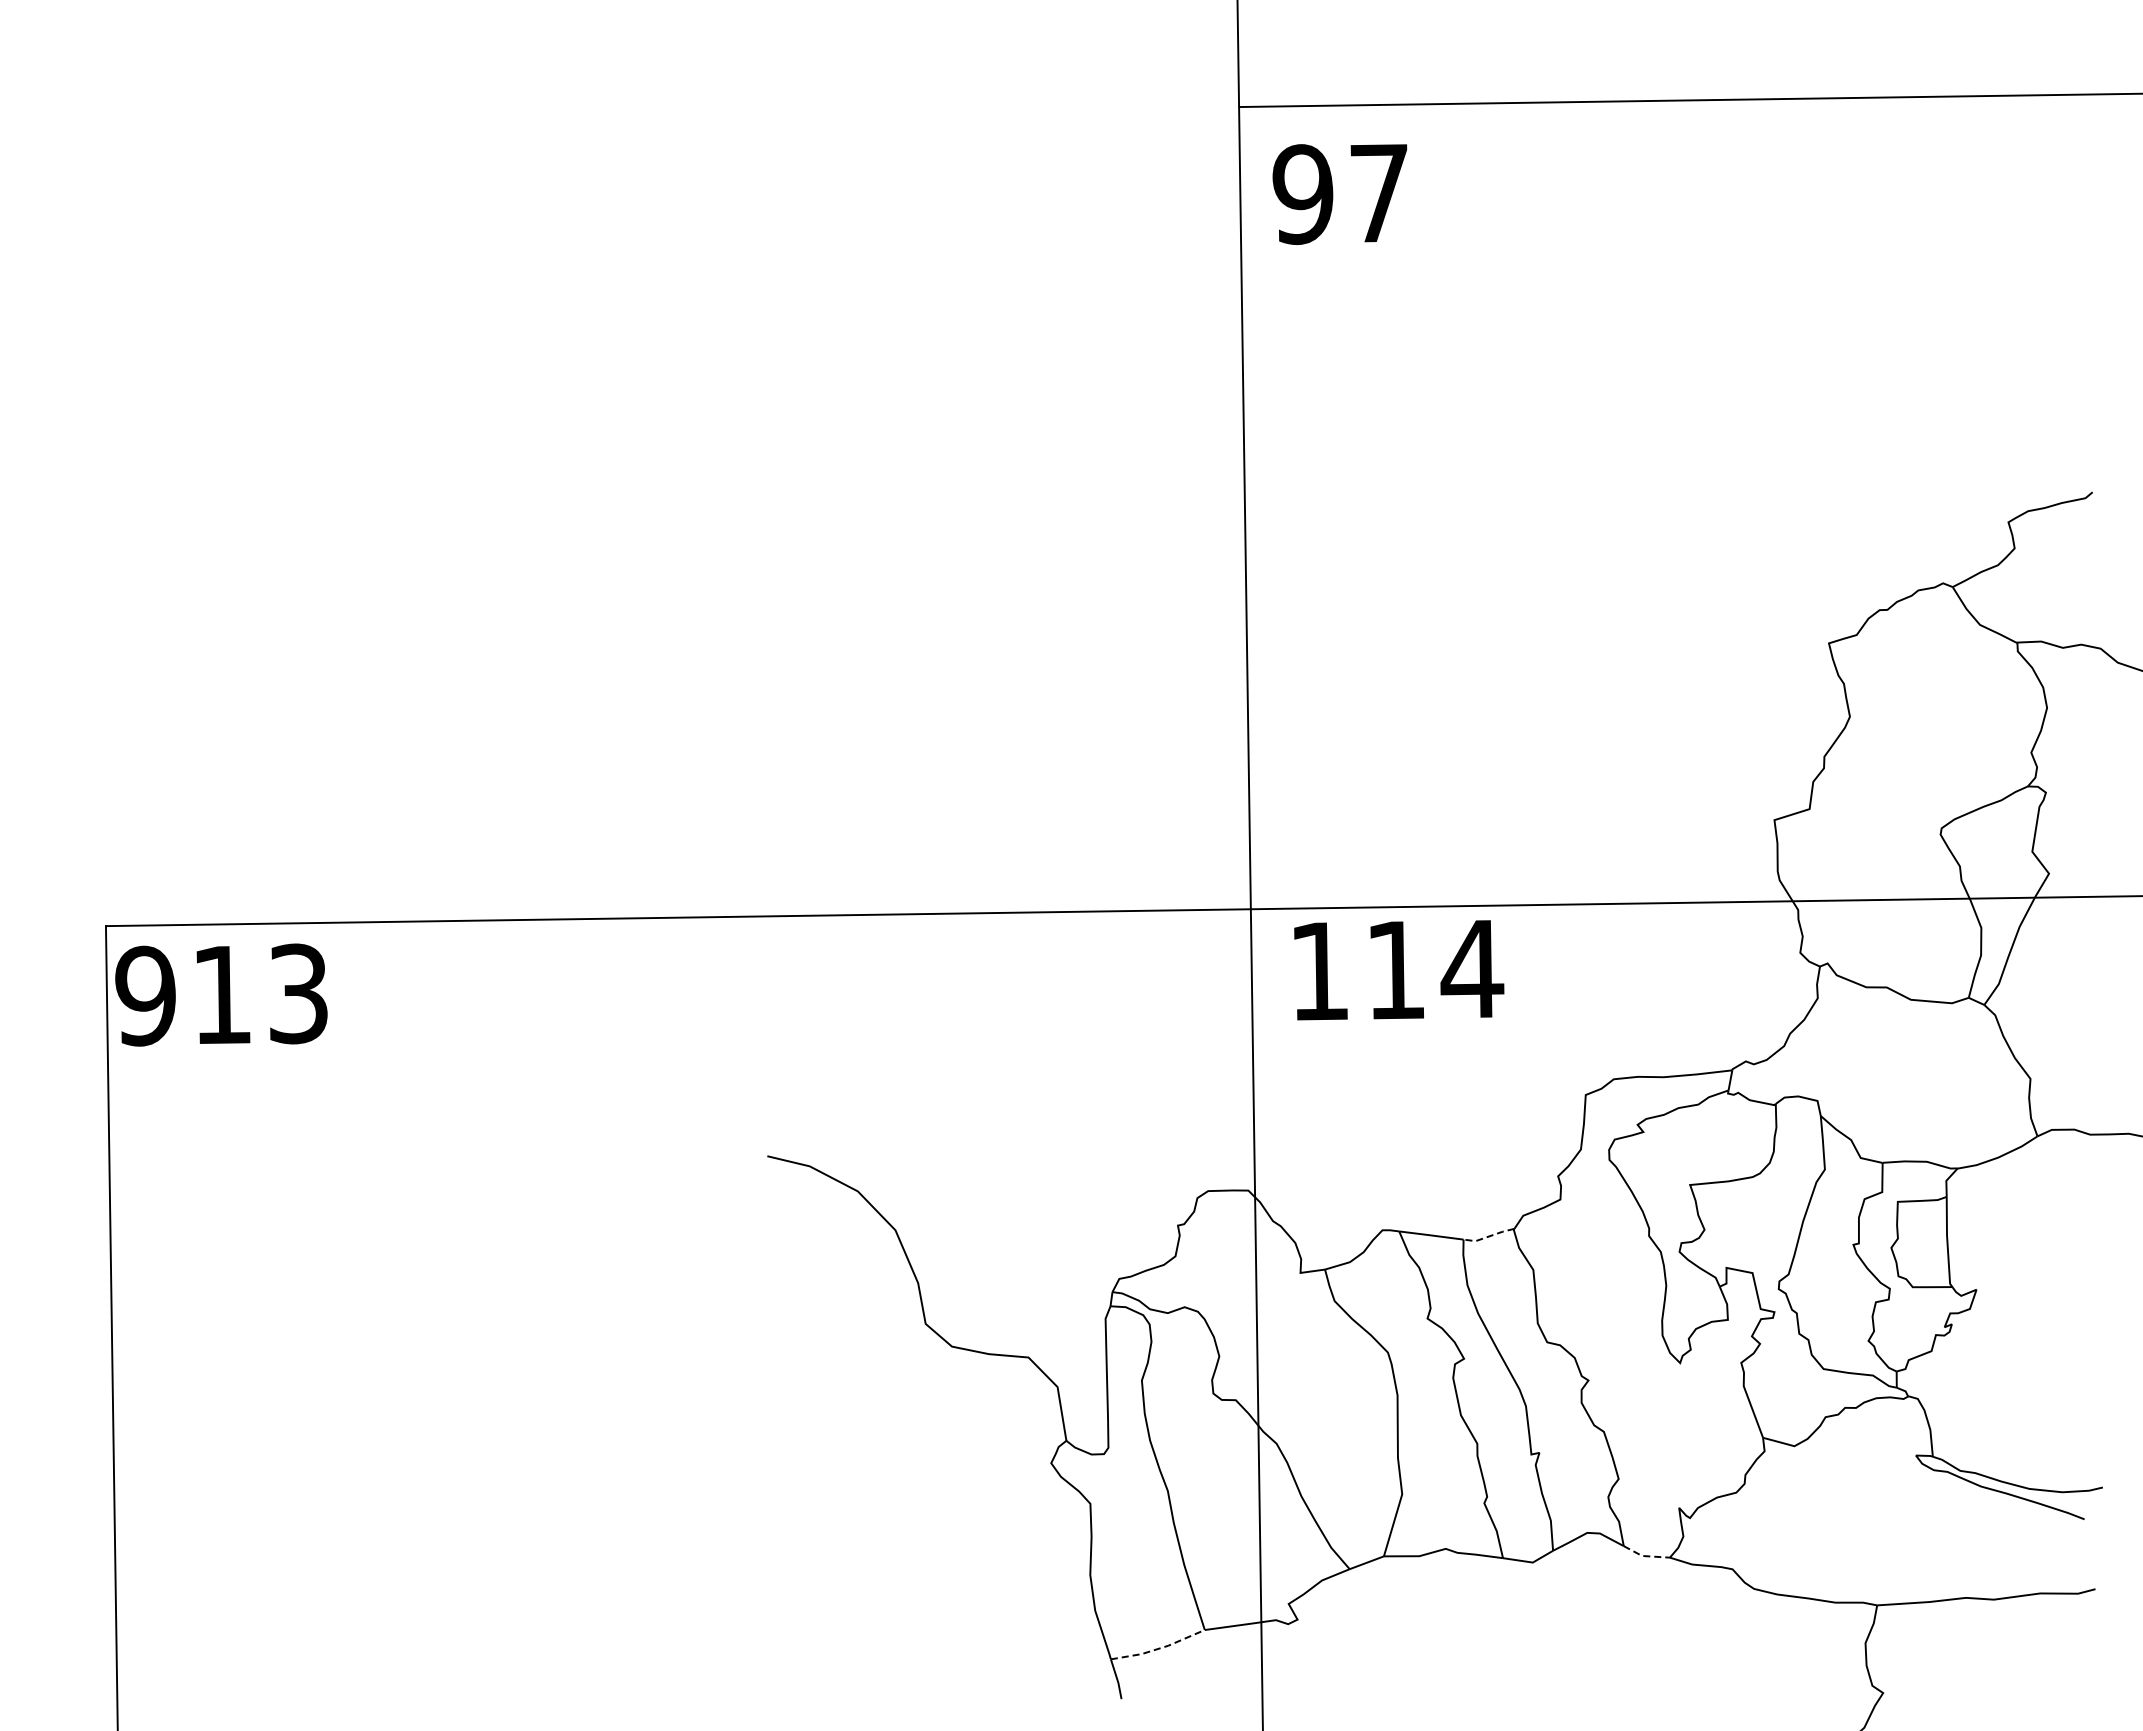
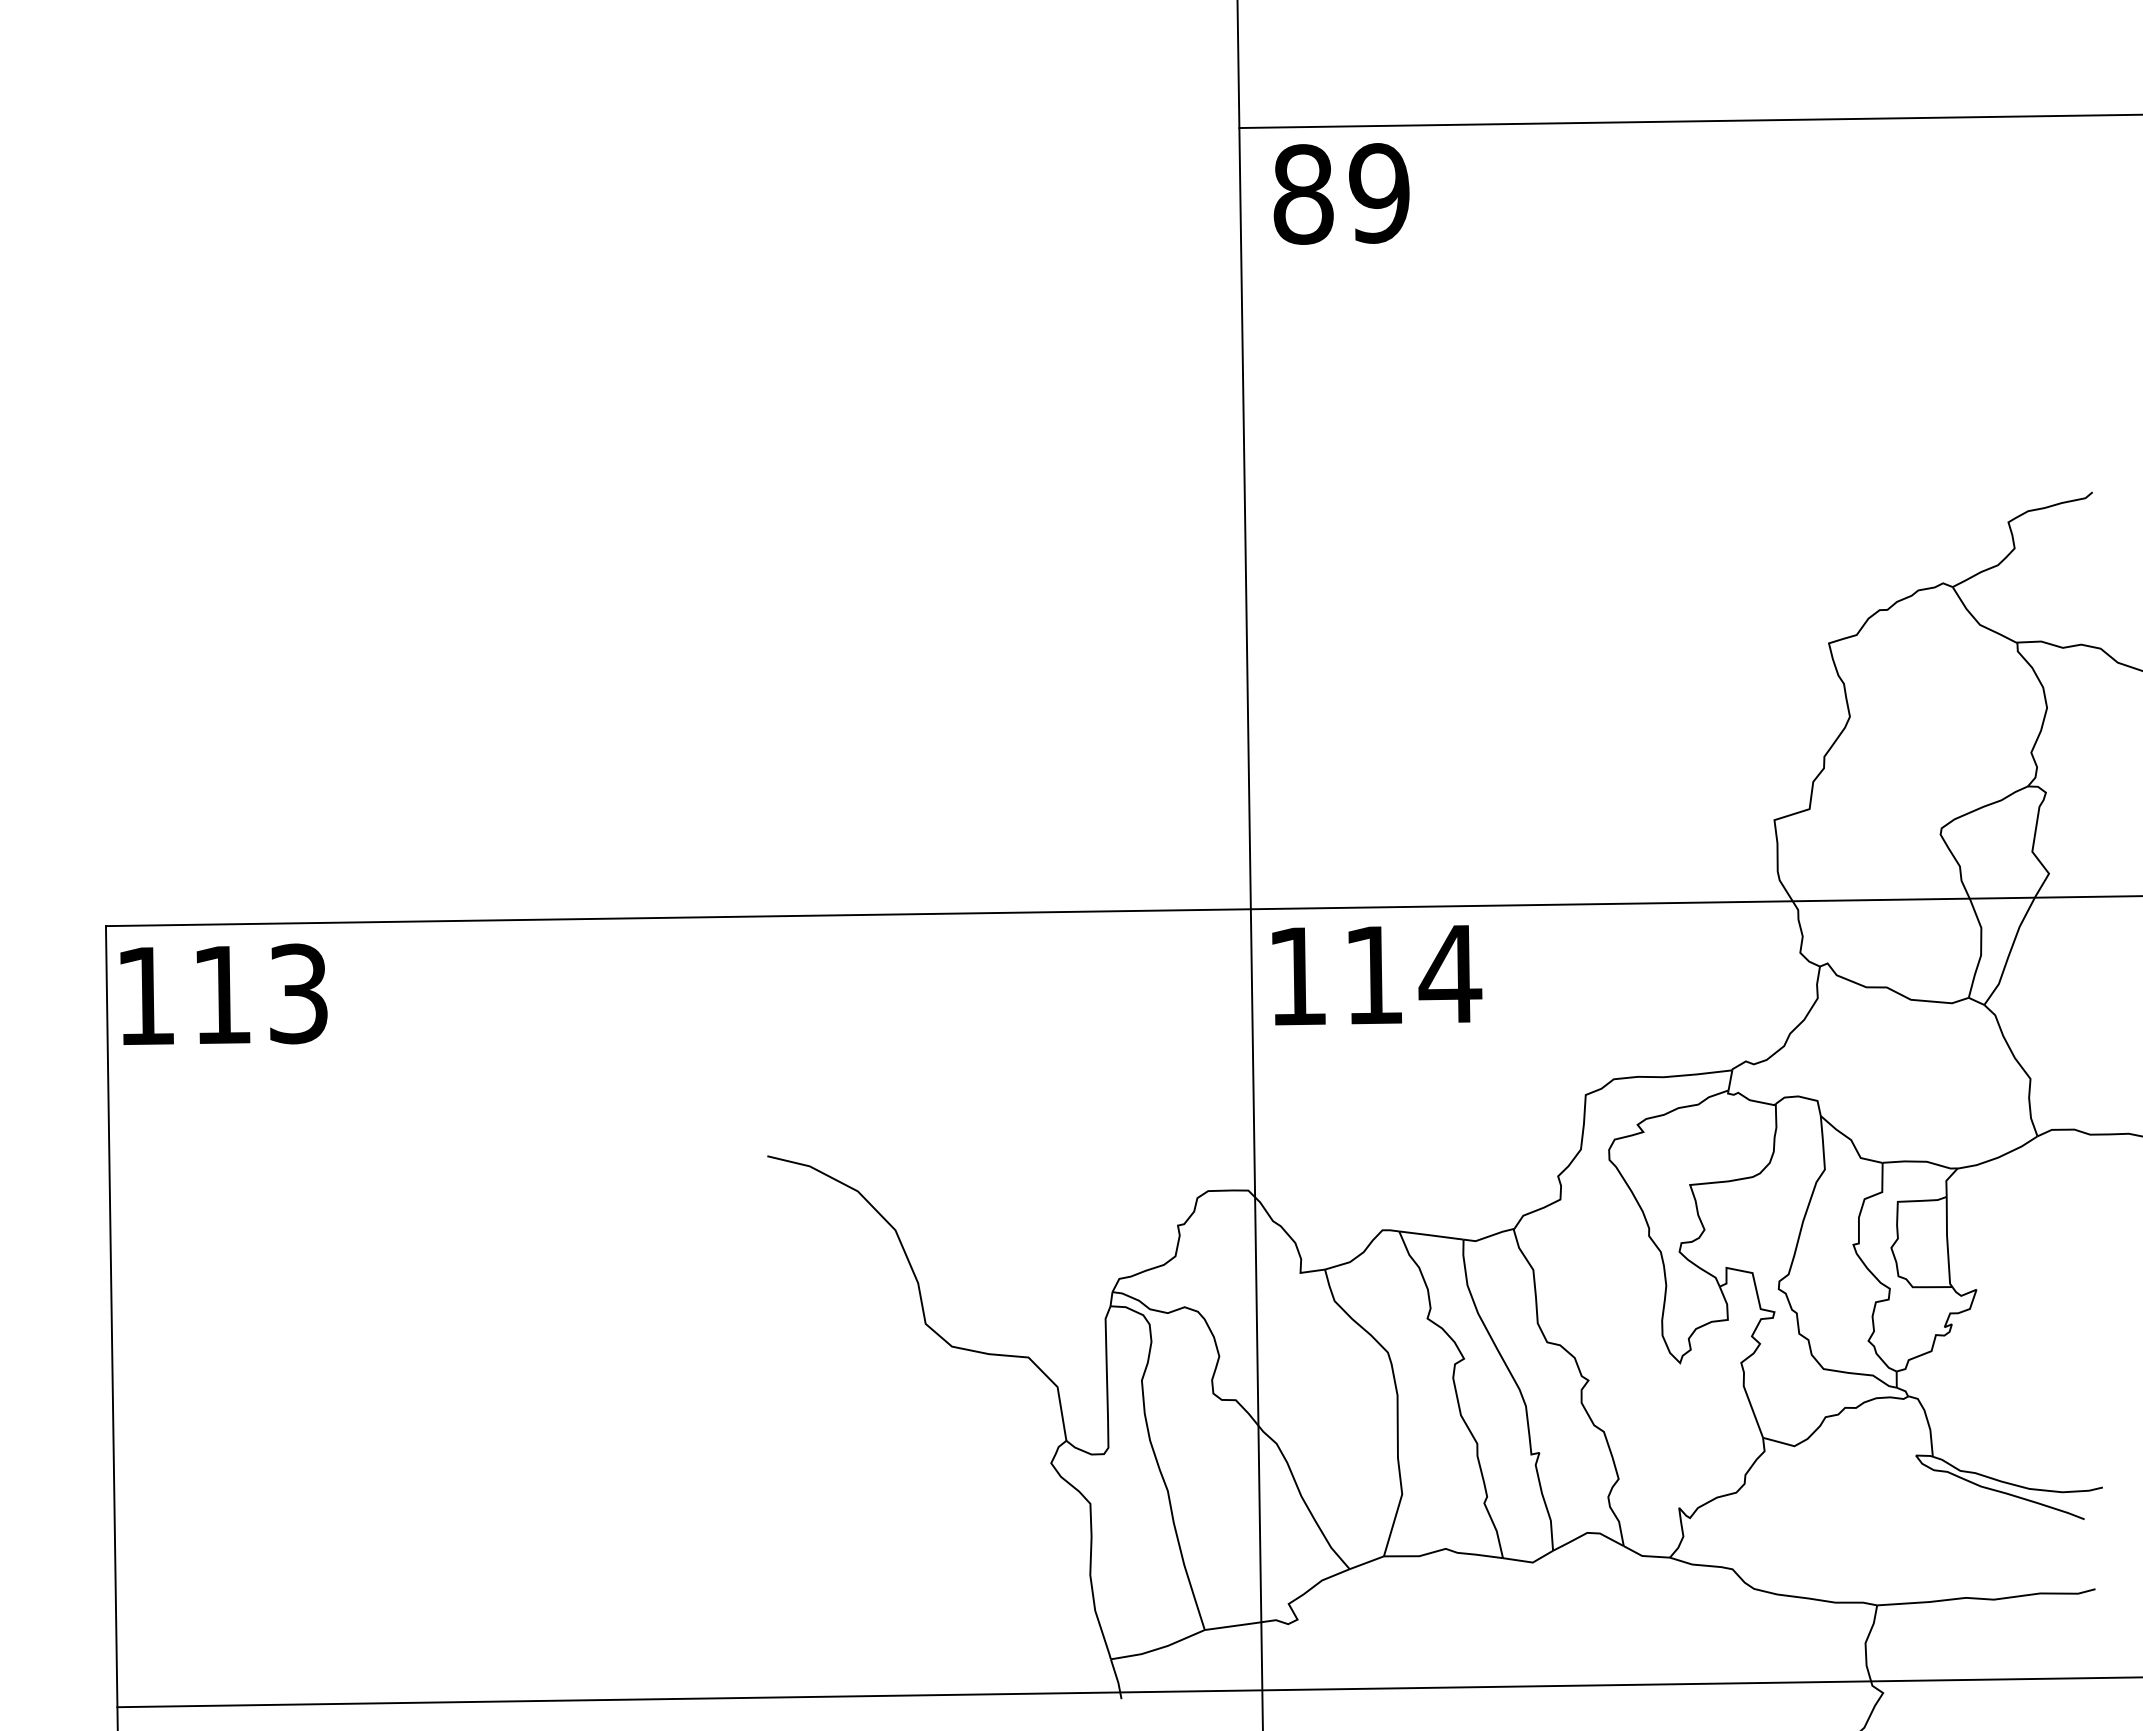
line position: (1689, 100) -> (1689, 121) (1689, 121)
text: 97 -> 89 (1340, 194)
text position: (1399, 970) -> (1377, 975) (1377, 975)
text: 913 -> 113 (145, 995)
line: dashed -> solid (1488, 1236)
line: dashed -> solid (1645, 1556)
line: dashed -> solid (1158, 1648)
line: none -> present (1128, 1692)
